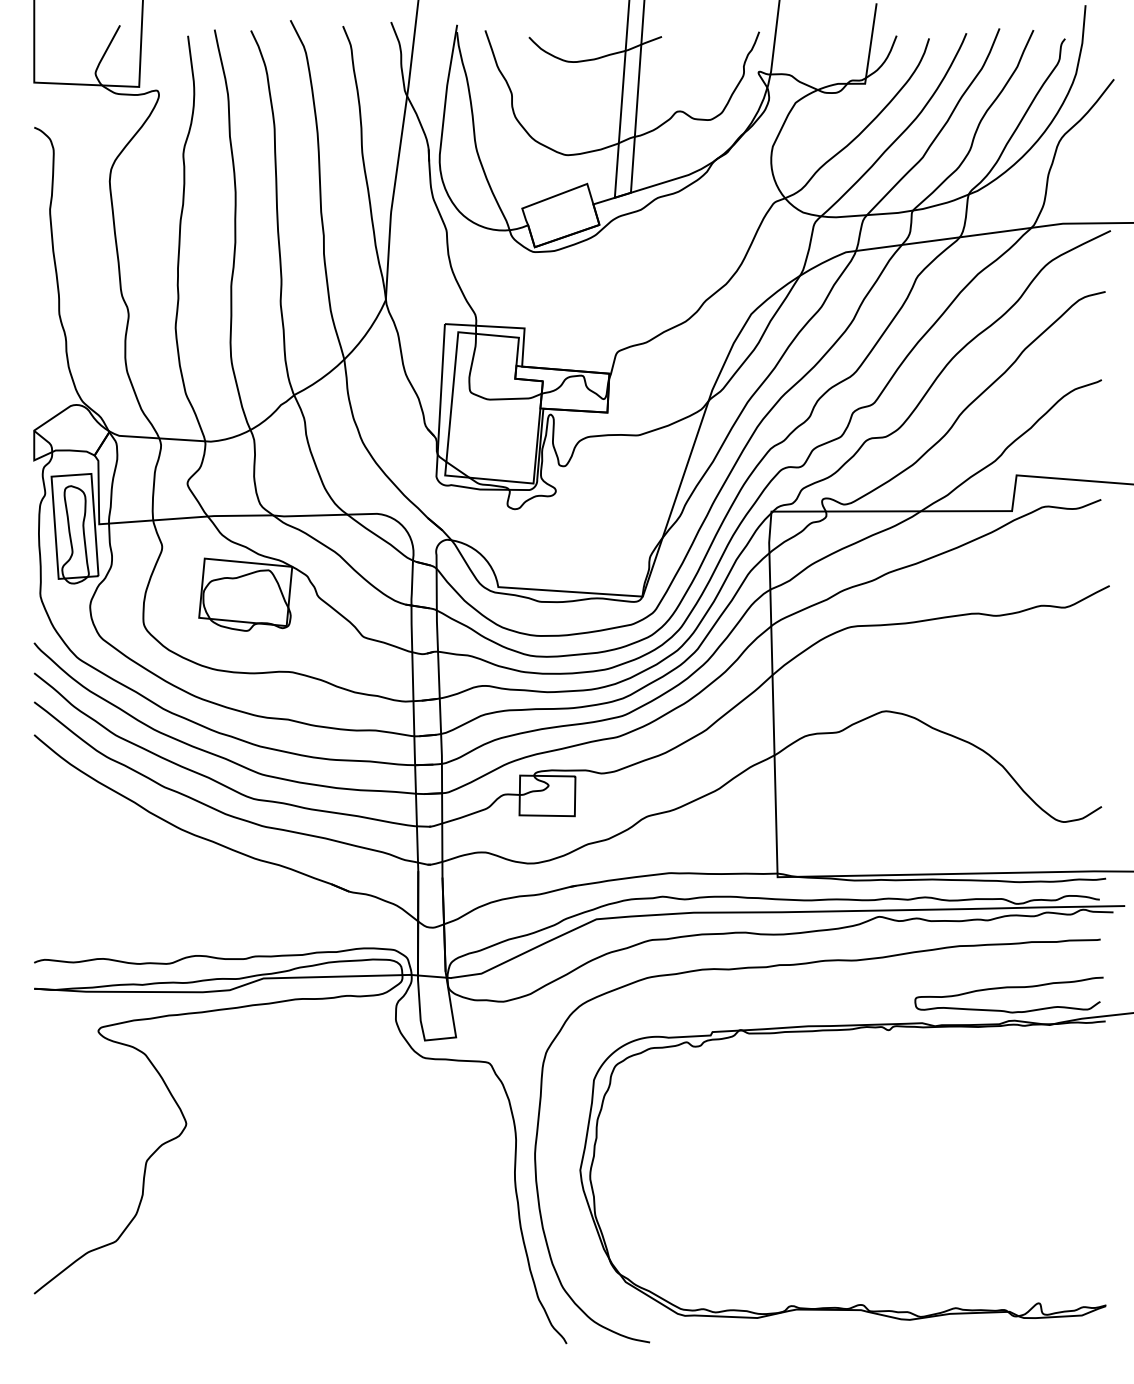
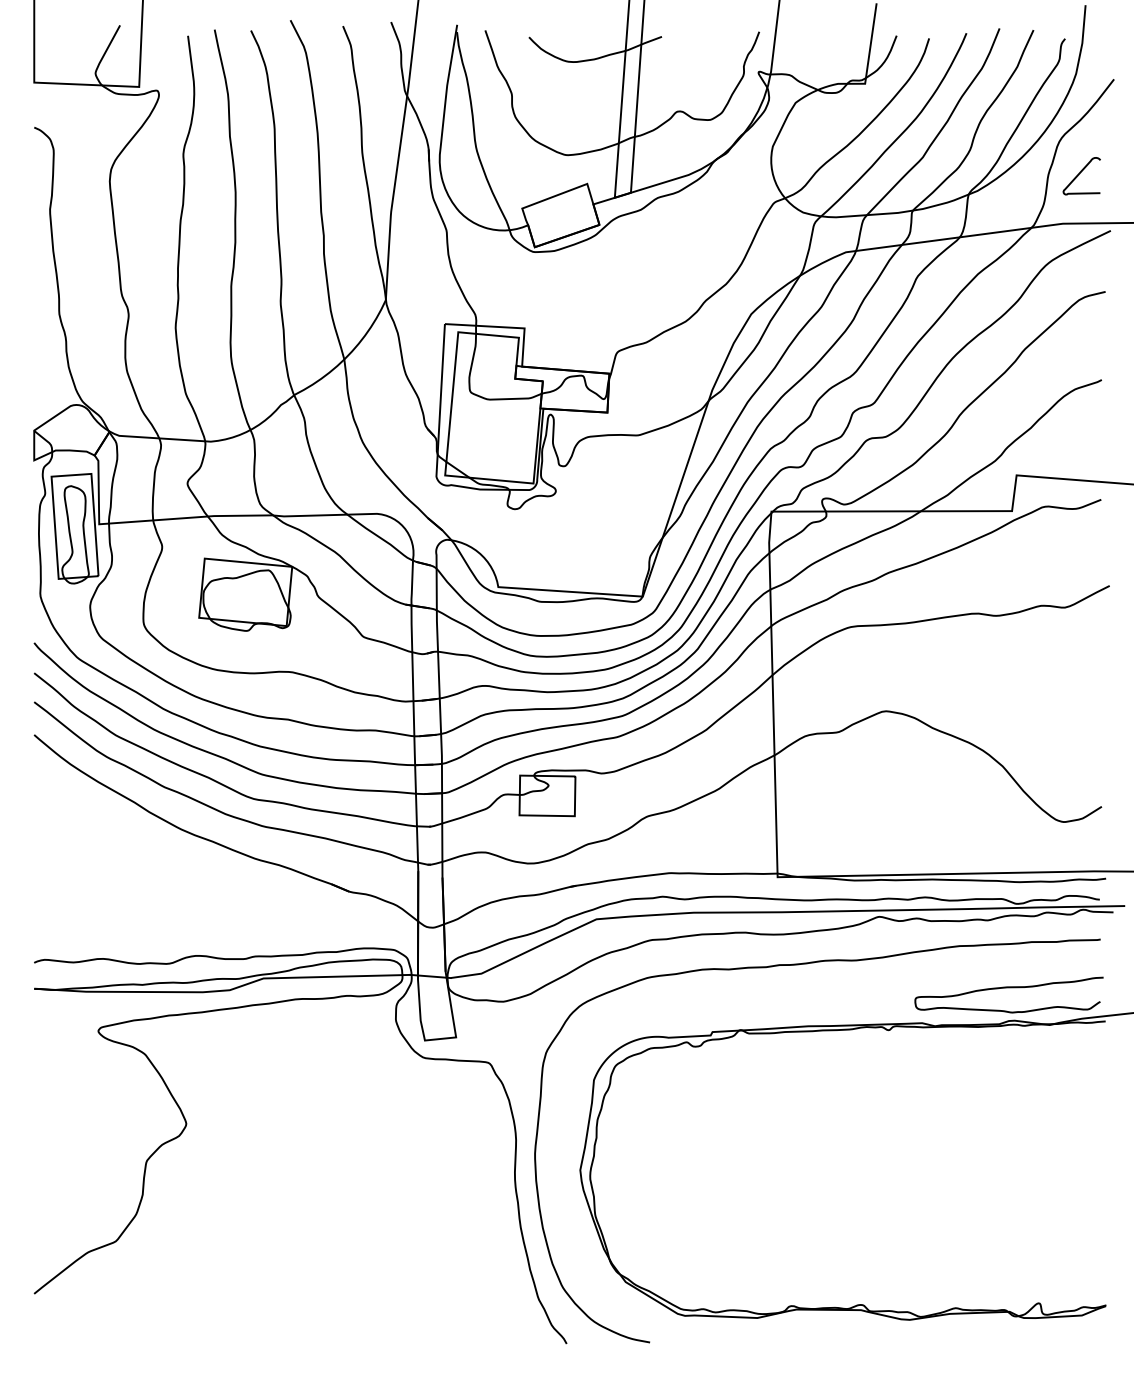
curve: none -> present (1079, 174)
